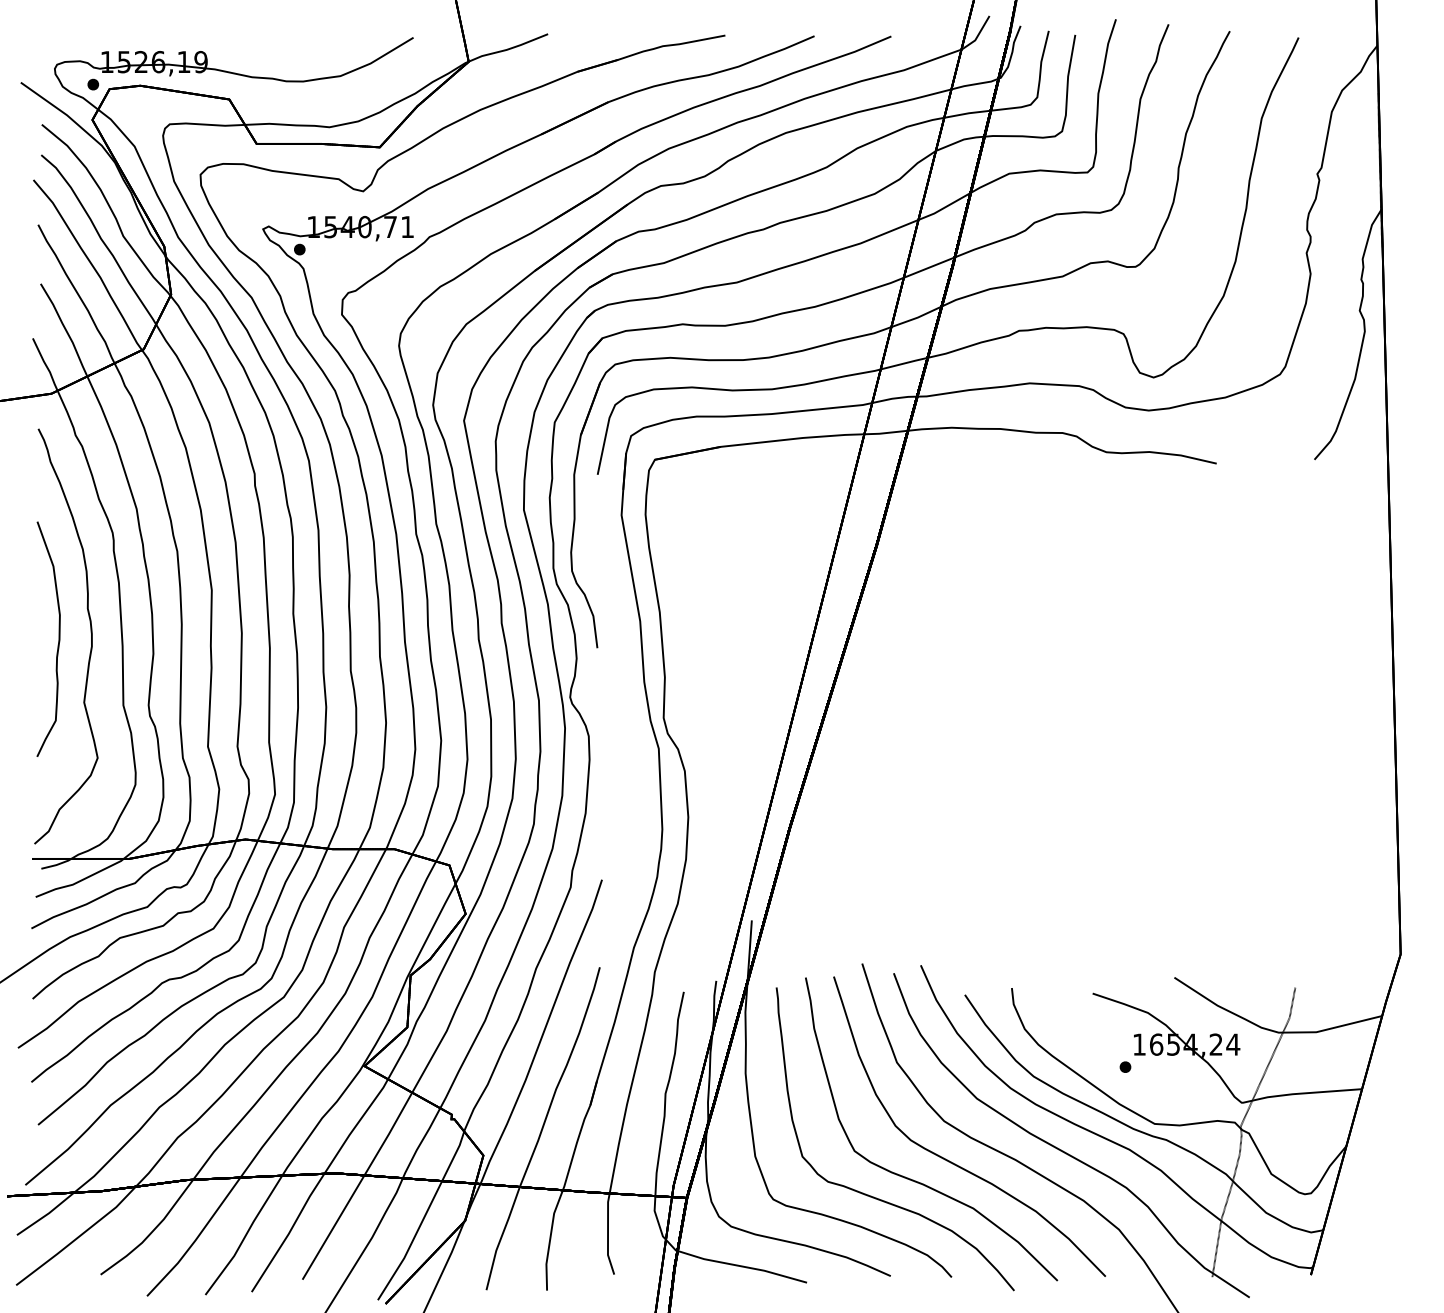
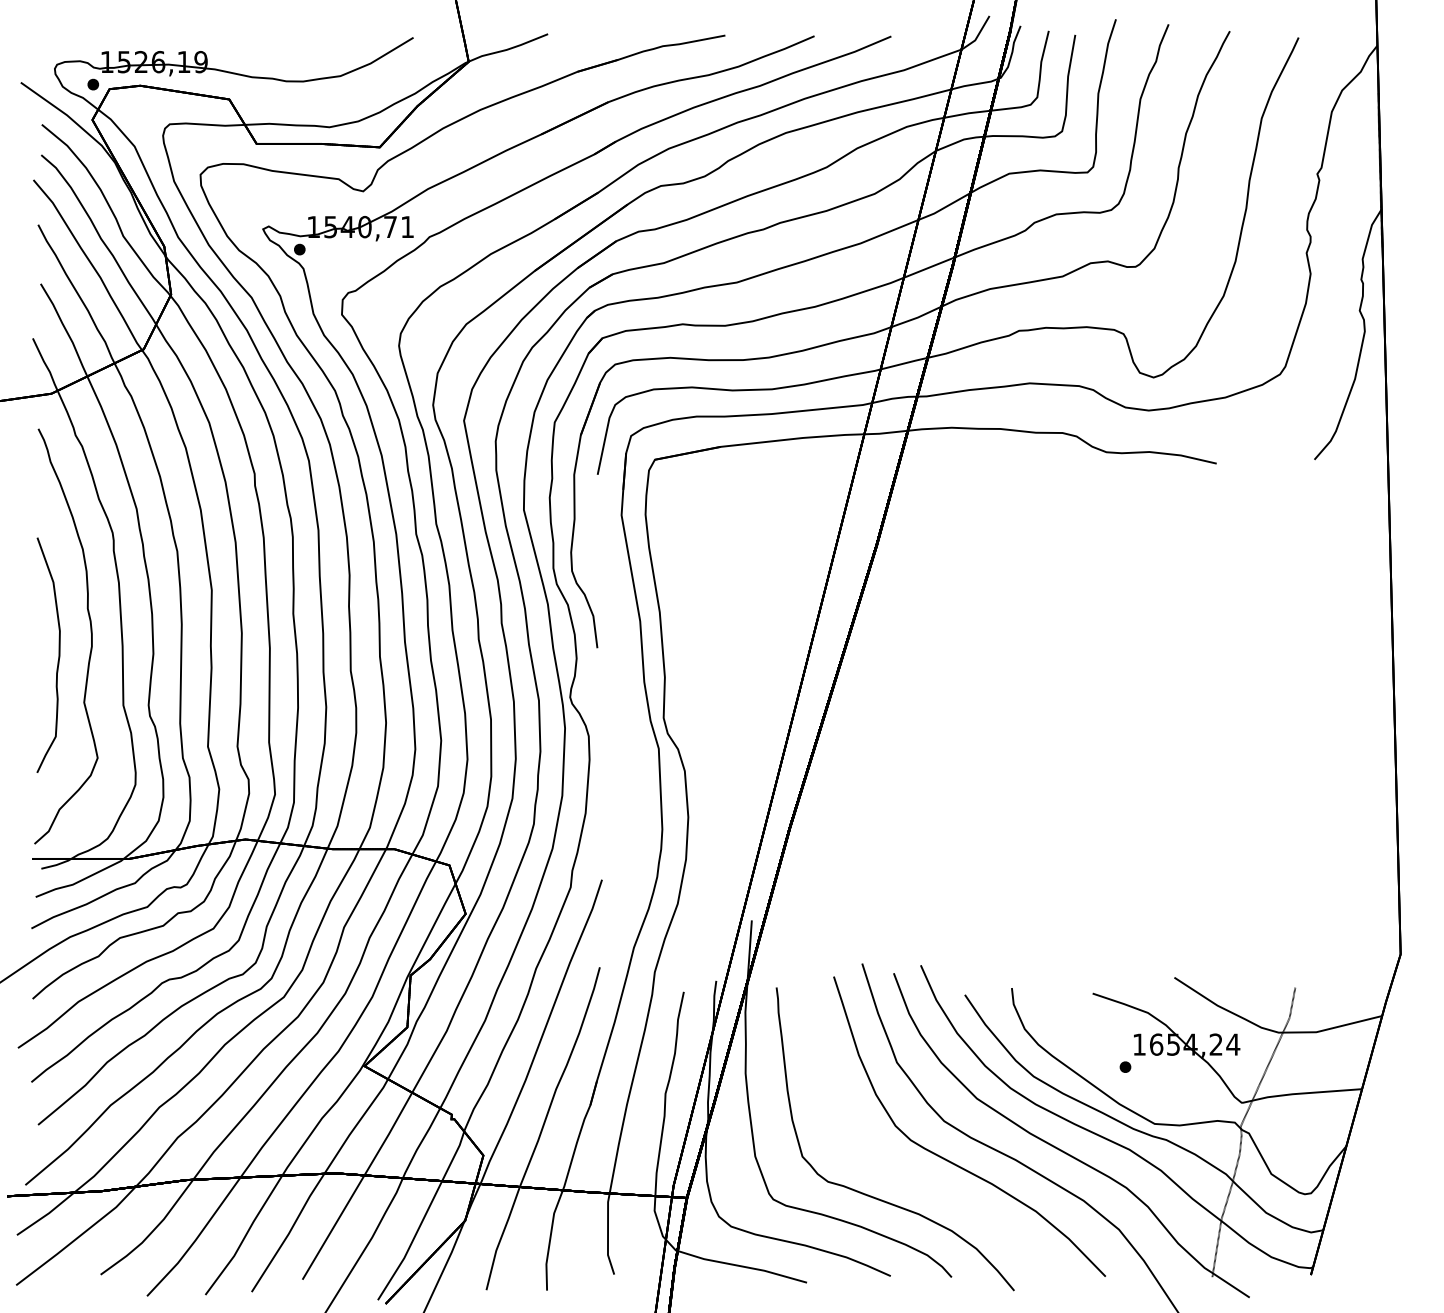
curve position: (58, 638) -> (58, 654) (58, 654)
curve: present -> none (913, 1179)
